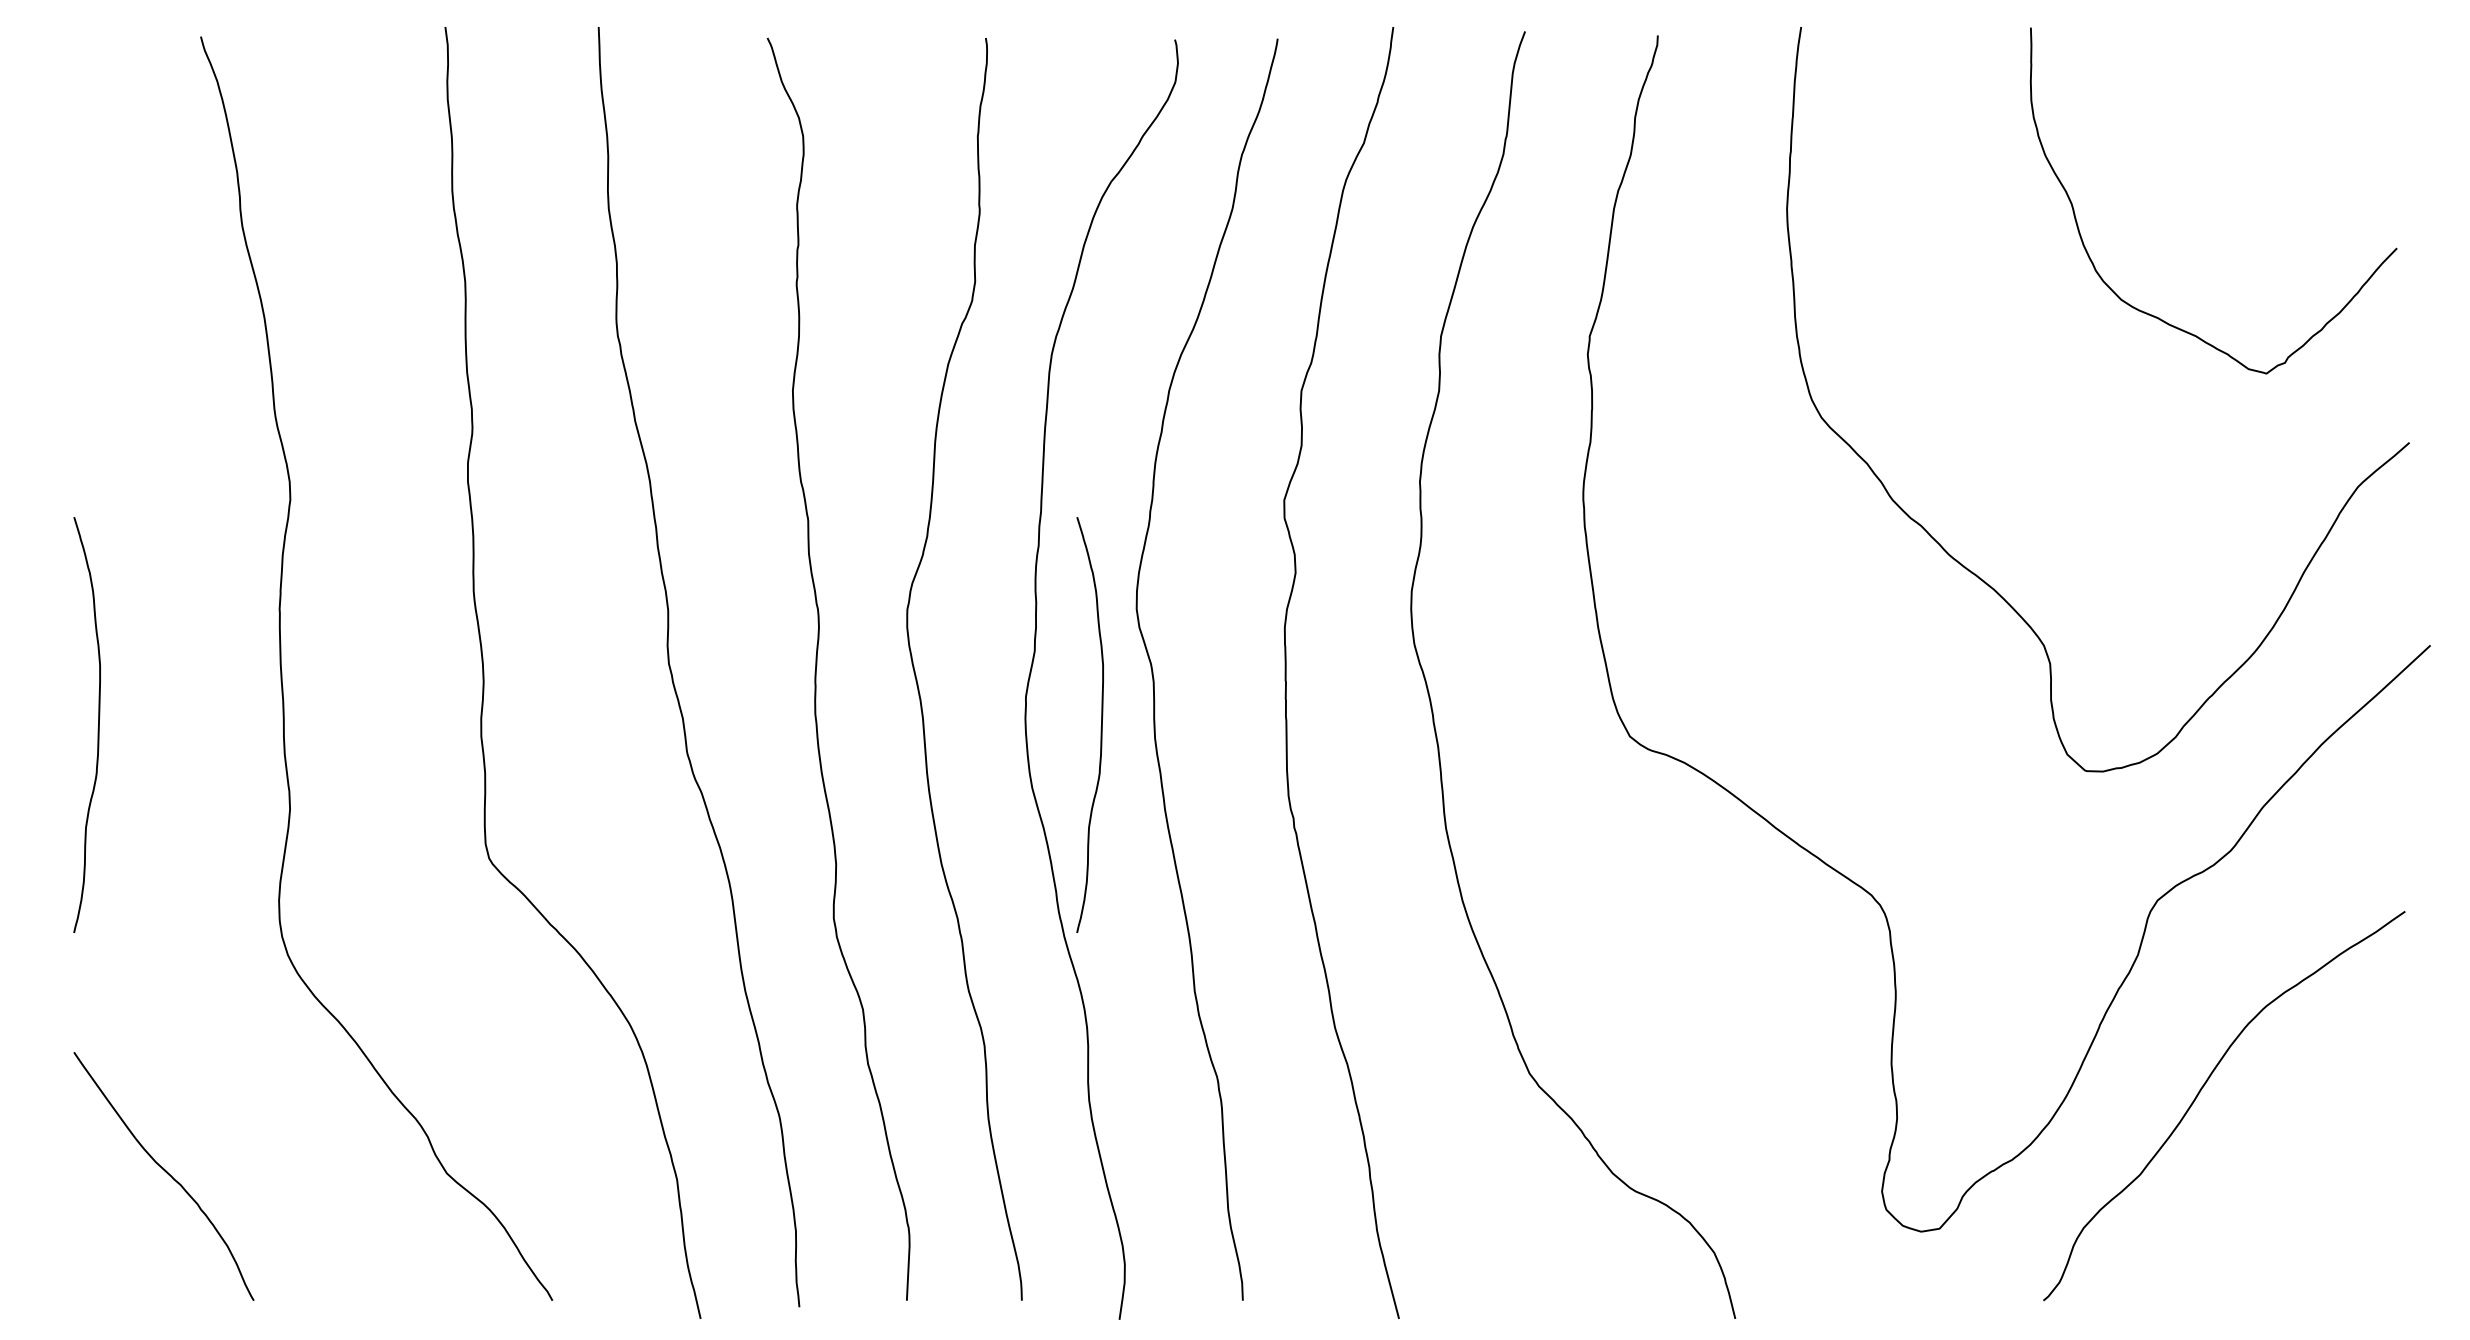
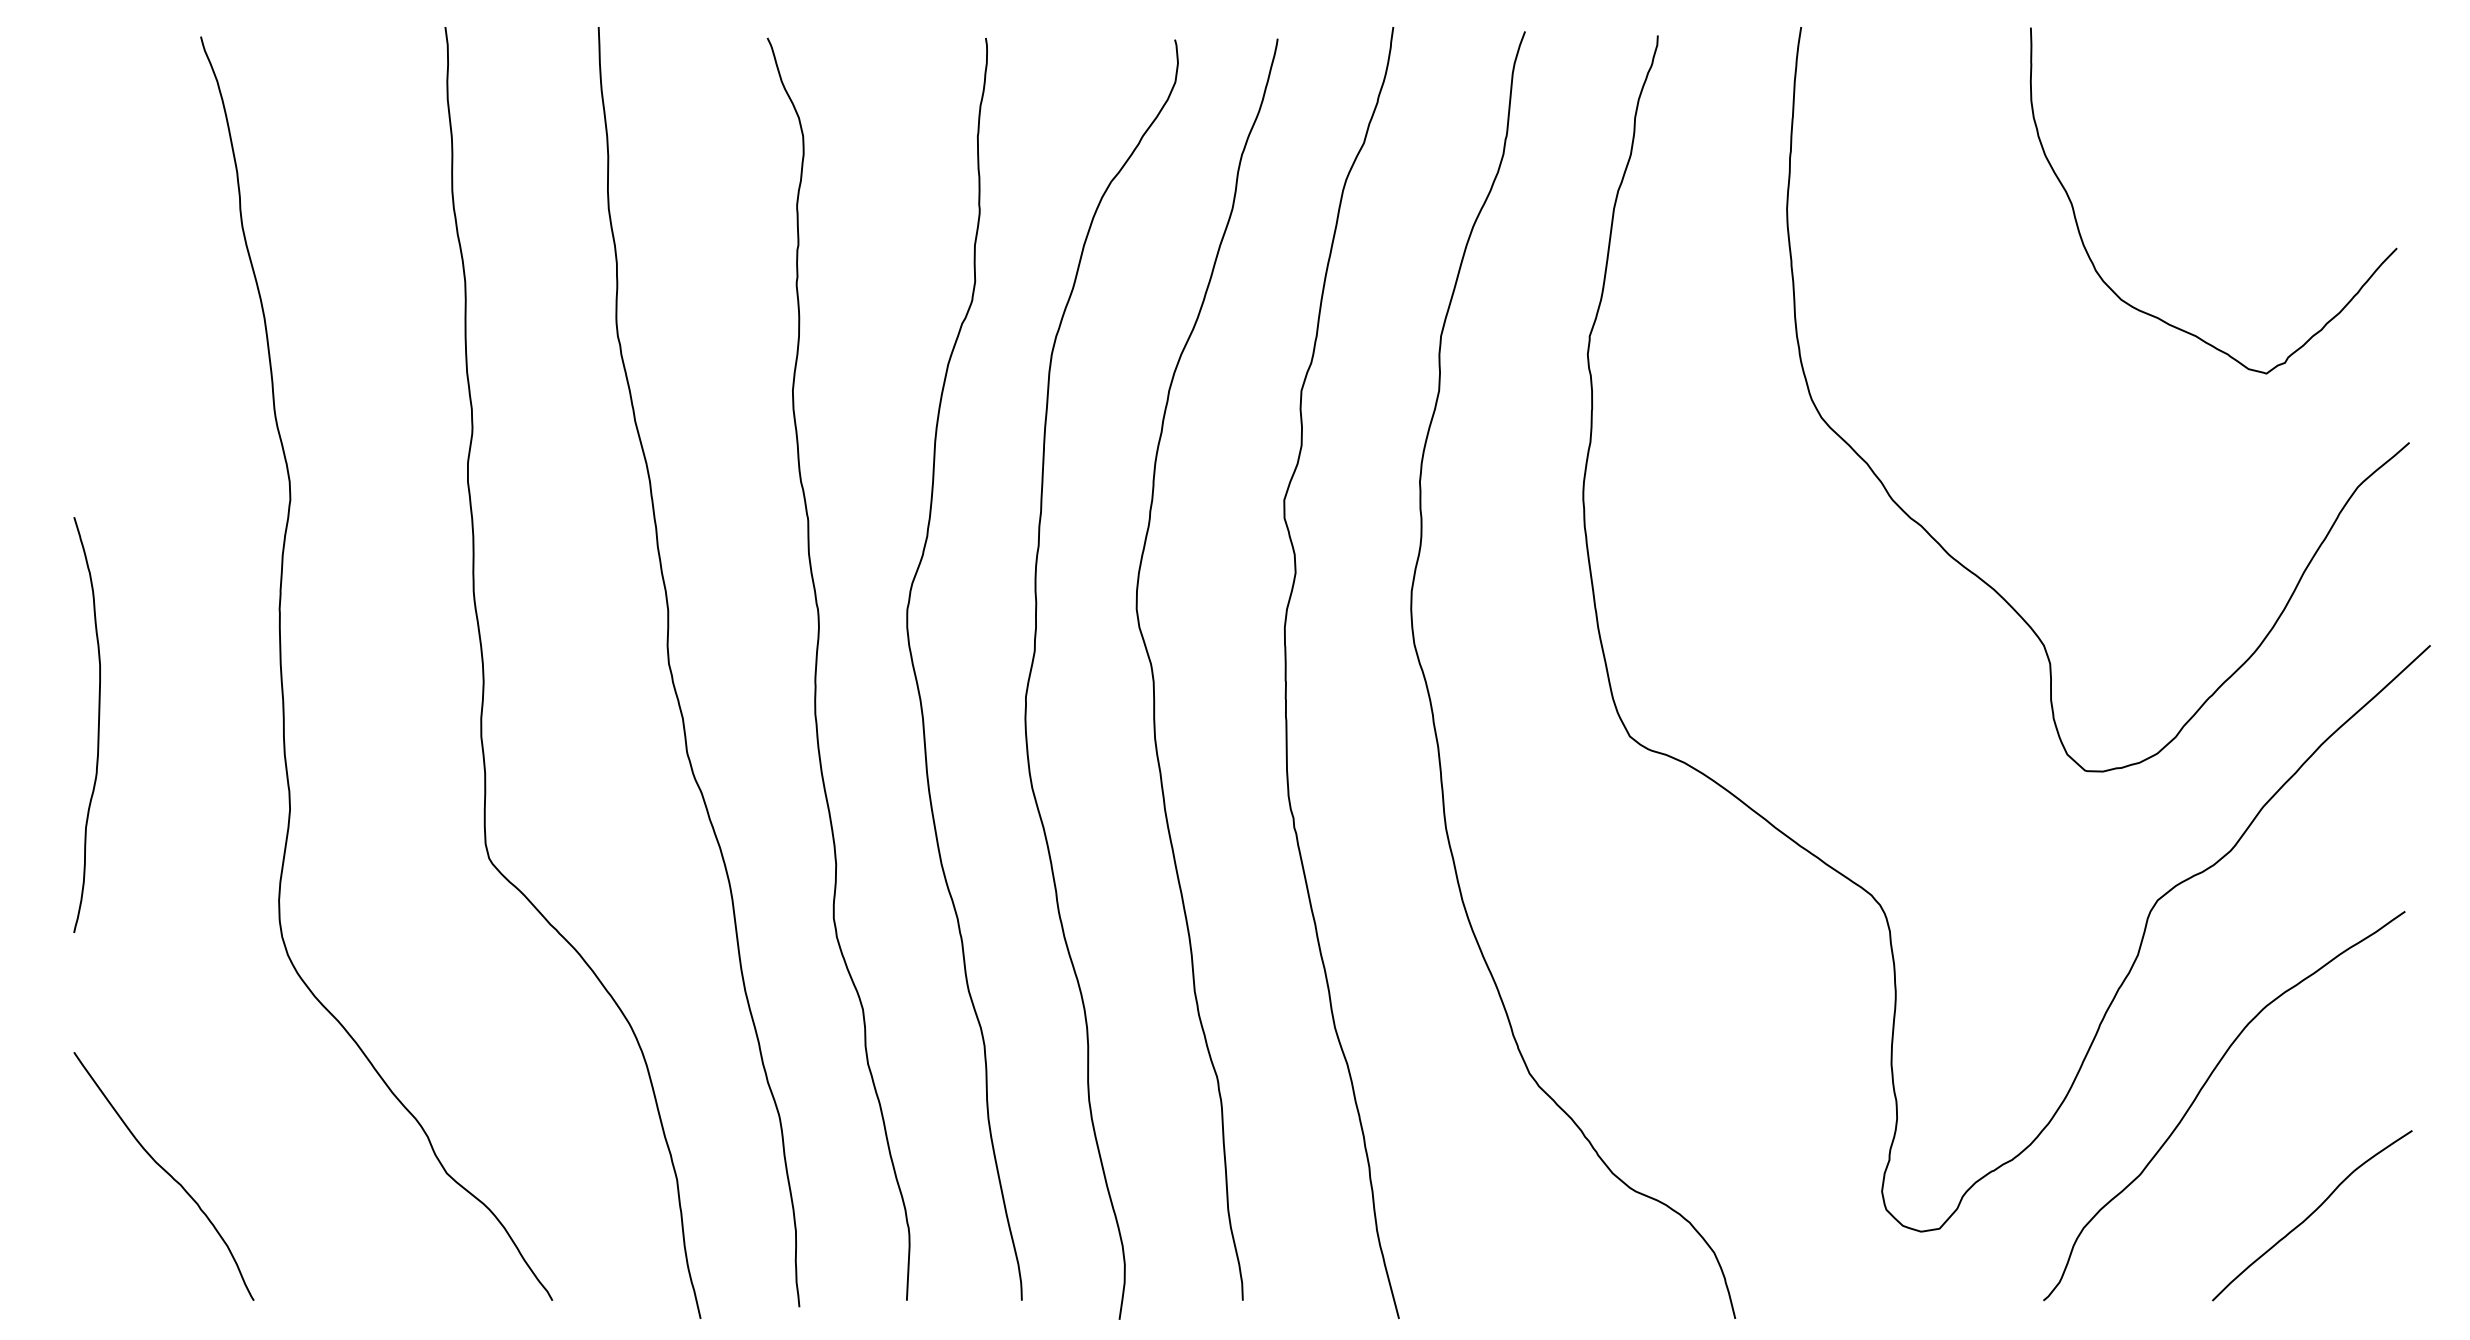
curve: present -> none (1100, 728)
curve: none -> present (2312, 1214)
